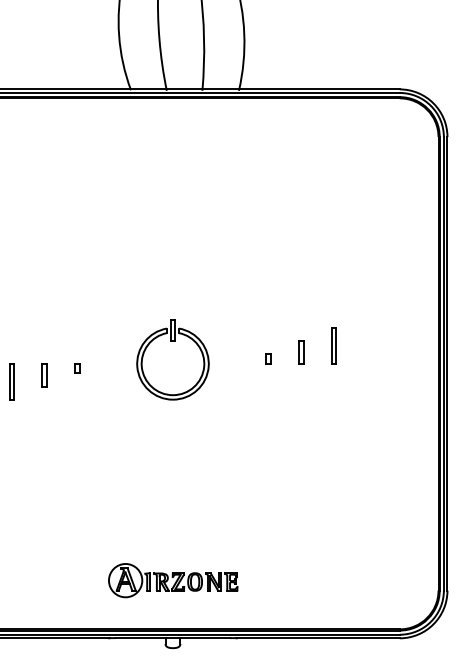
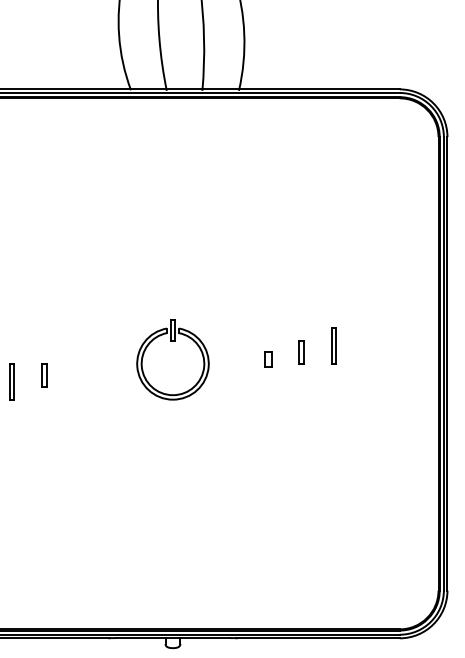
part size: 7x12 px -> 9x17 px (268, 359)
part: present -> none (77, 368)
part: present -> none (173, 580)
